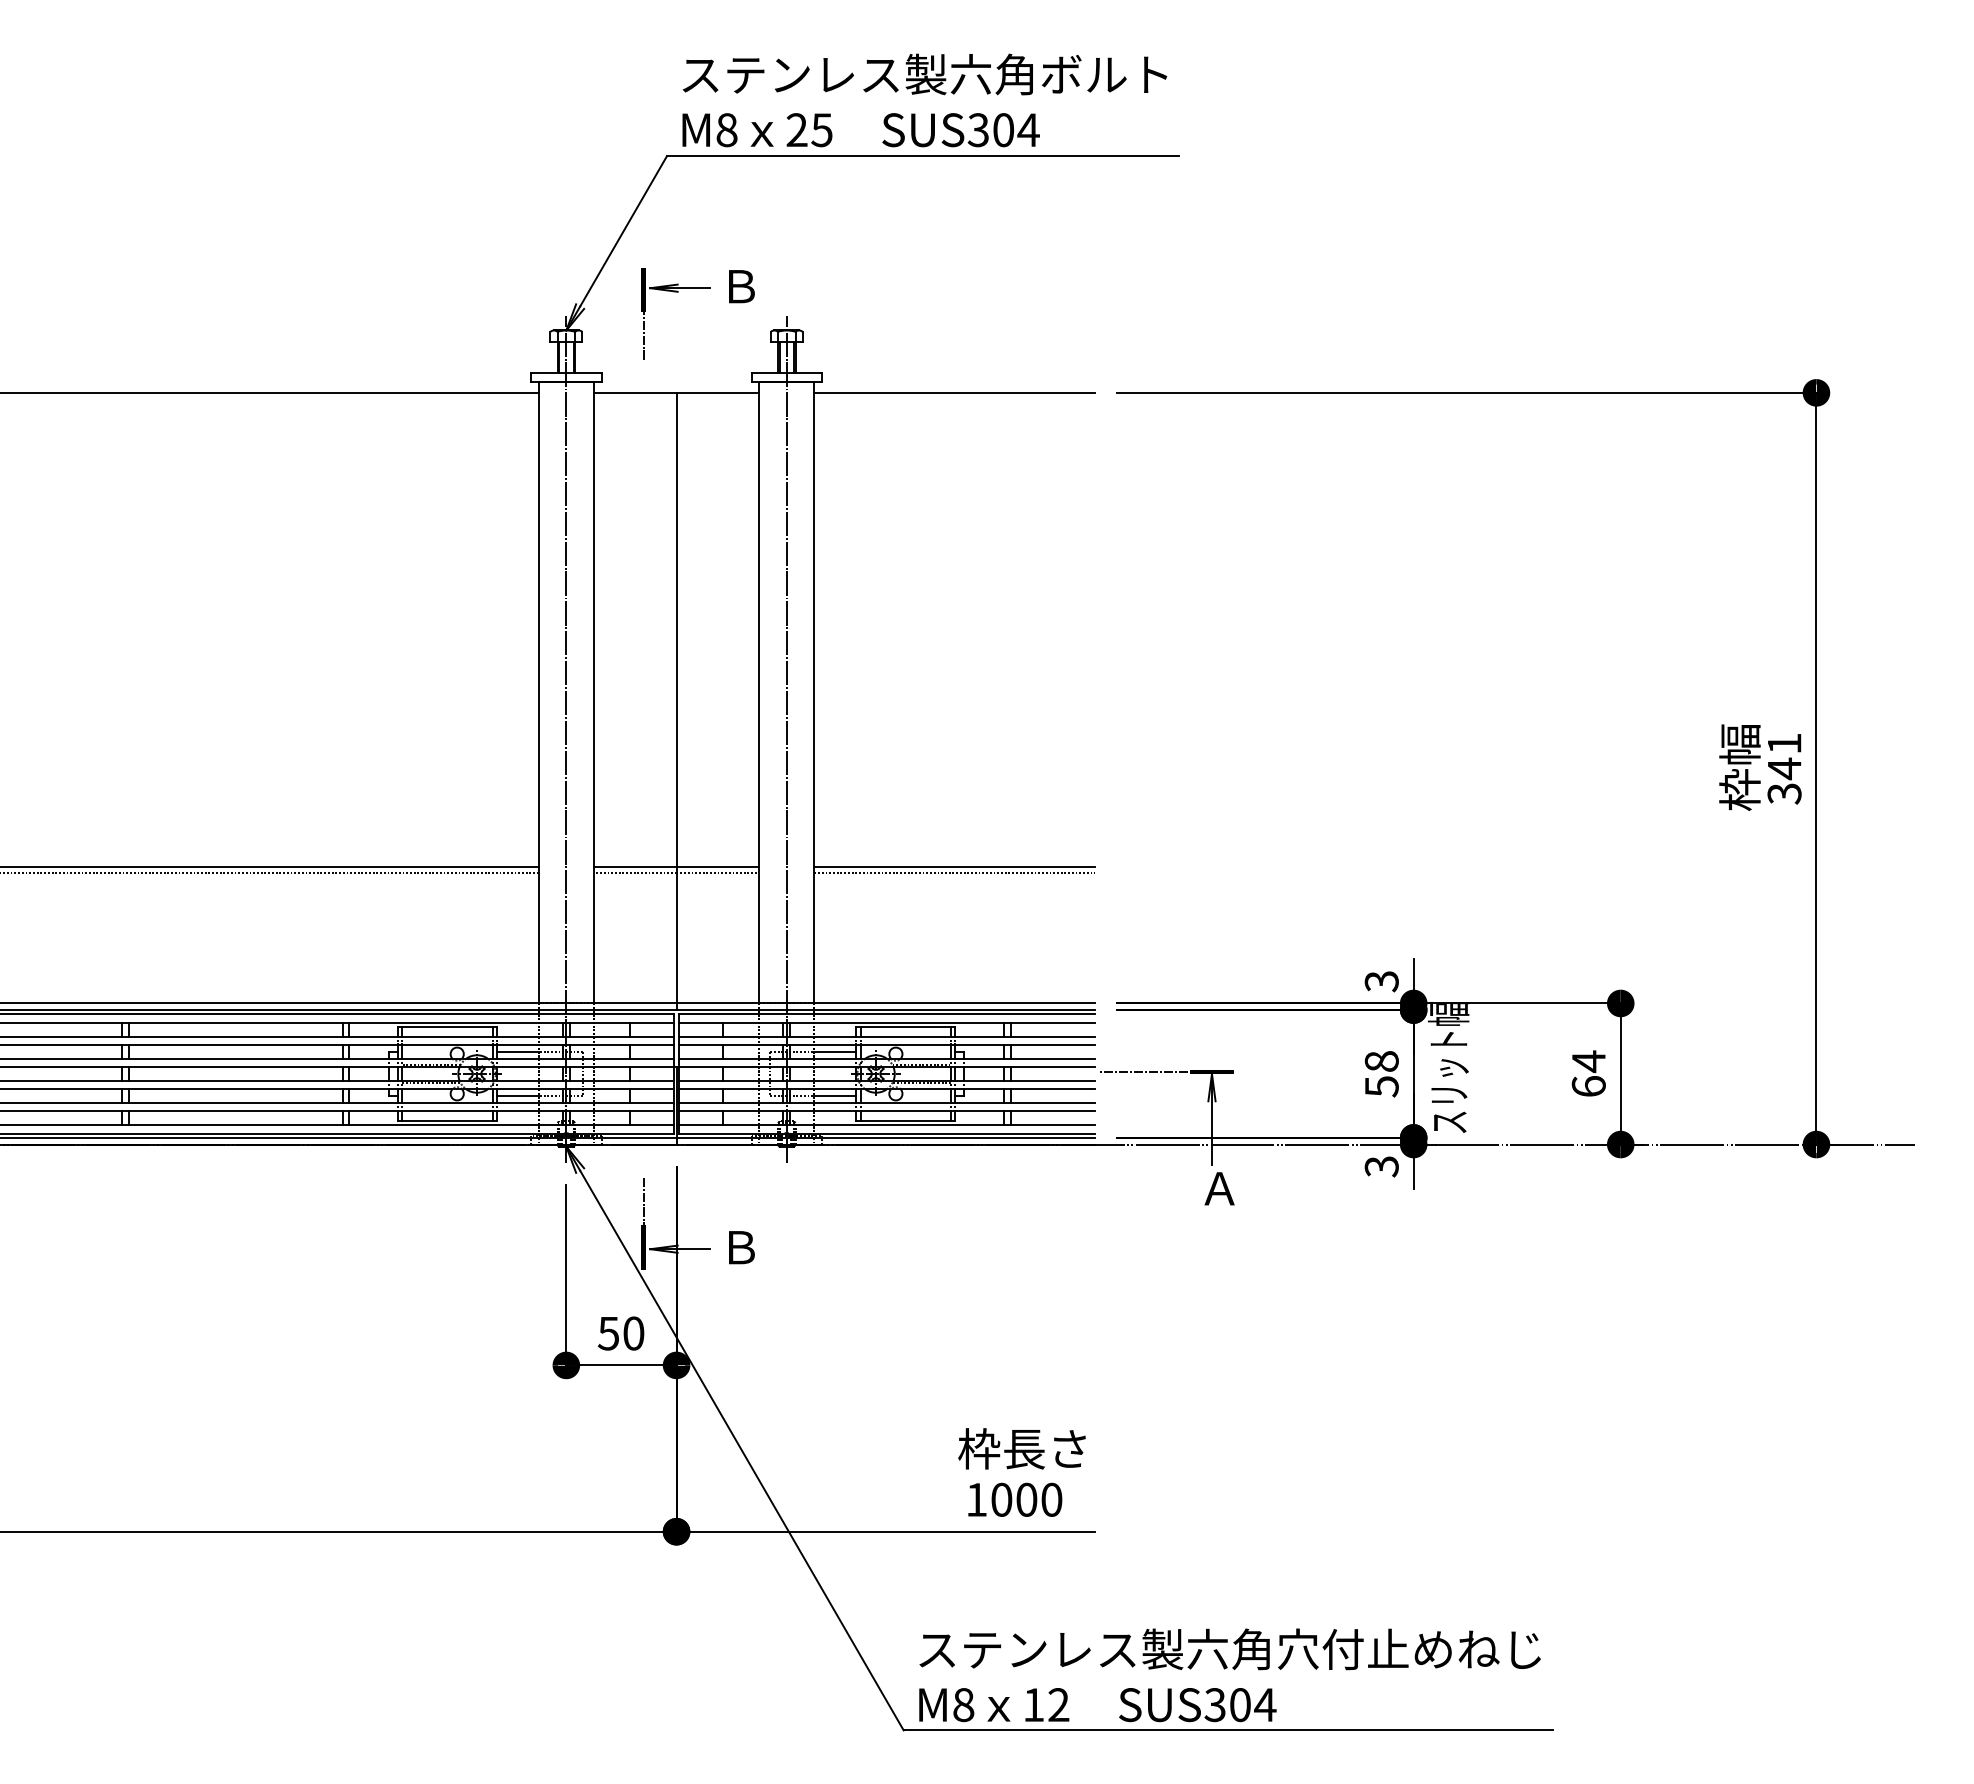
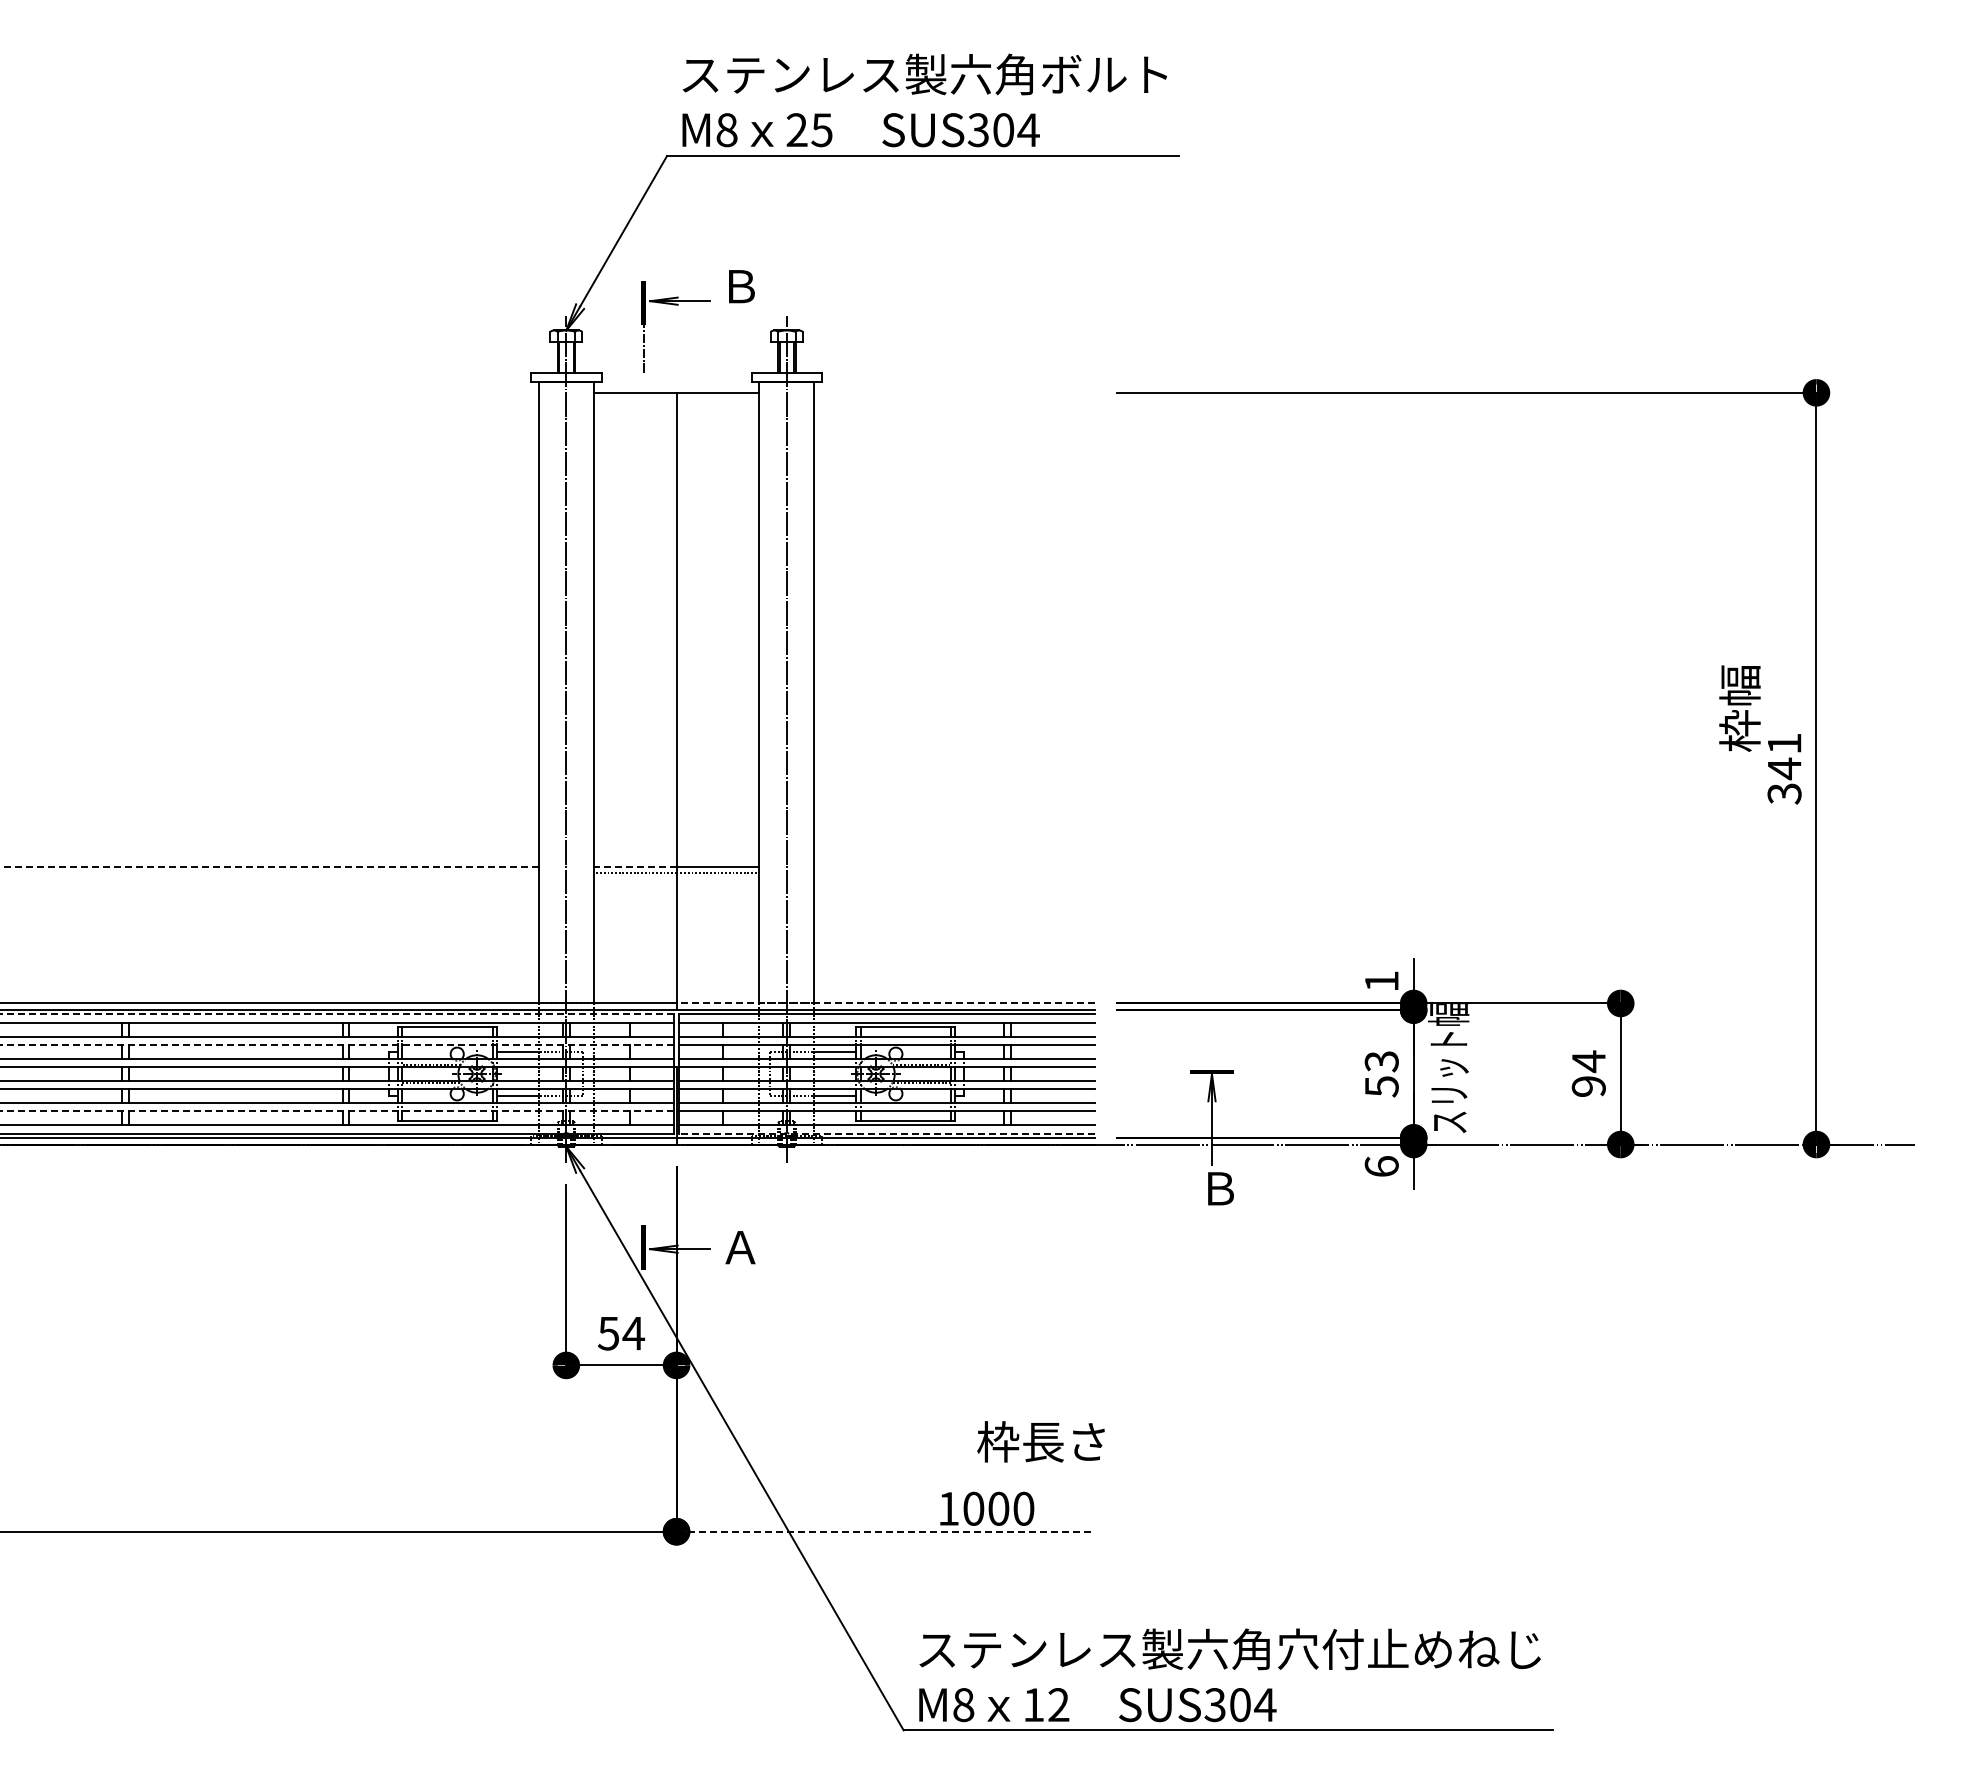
part position: (675, 292) -> (675, 305) (675, 305)
line: present -> none (270, 392)
line: present -> none (954, 392)
text position: (1739, 767) -> (1739, 708) (1739, 708)
line: solid -> dashed (269, 866)
line: solid -> dashed (634, 866)
line: present -> none (954, 866)
line: present -> none (270, 873)
line: present -> none (954, 873)
text: 3 -> 1 (1381, 981)
line: solid -> dashed (885, 1003)
line: solid -> dashed (337, 1014)
line: solid -> dashed (337, 1045)
text: 58 -> 53 (1381, 1061)
line: present -> none (1143, 1071)
text: 64 -> 94 (1588, 1086)
line: solid -> dashed (337, 1111)
line: solid -> dashed (886, 1133)
text: 3 -> 6 (1381, 1166)
text: Ａ -> Ｂ (1219, 1188)
line: present -> none (643, 1201)
text: Ｂ -> Ａ (740, 1247)
text: 50 -> 54 (633, 1333)
text position: (1021, 1448) -> (1040, 1441) (1040, 1441)
text position: (1015, 1499) -> (987, 1508) (987, 1508)
line: solid -> dashed (886, 1531)
